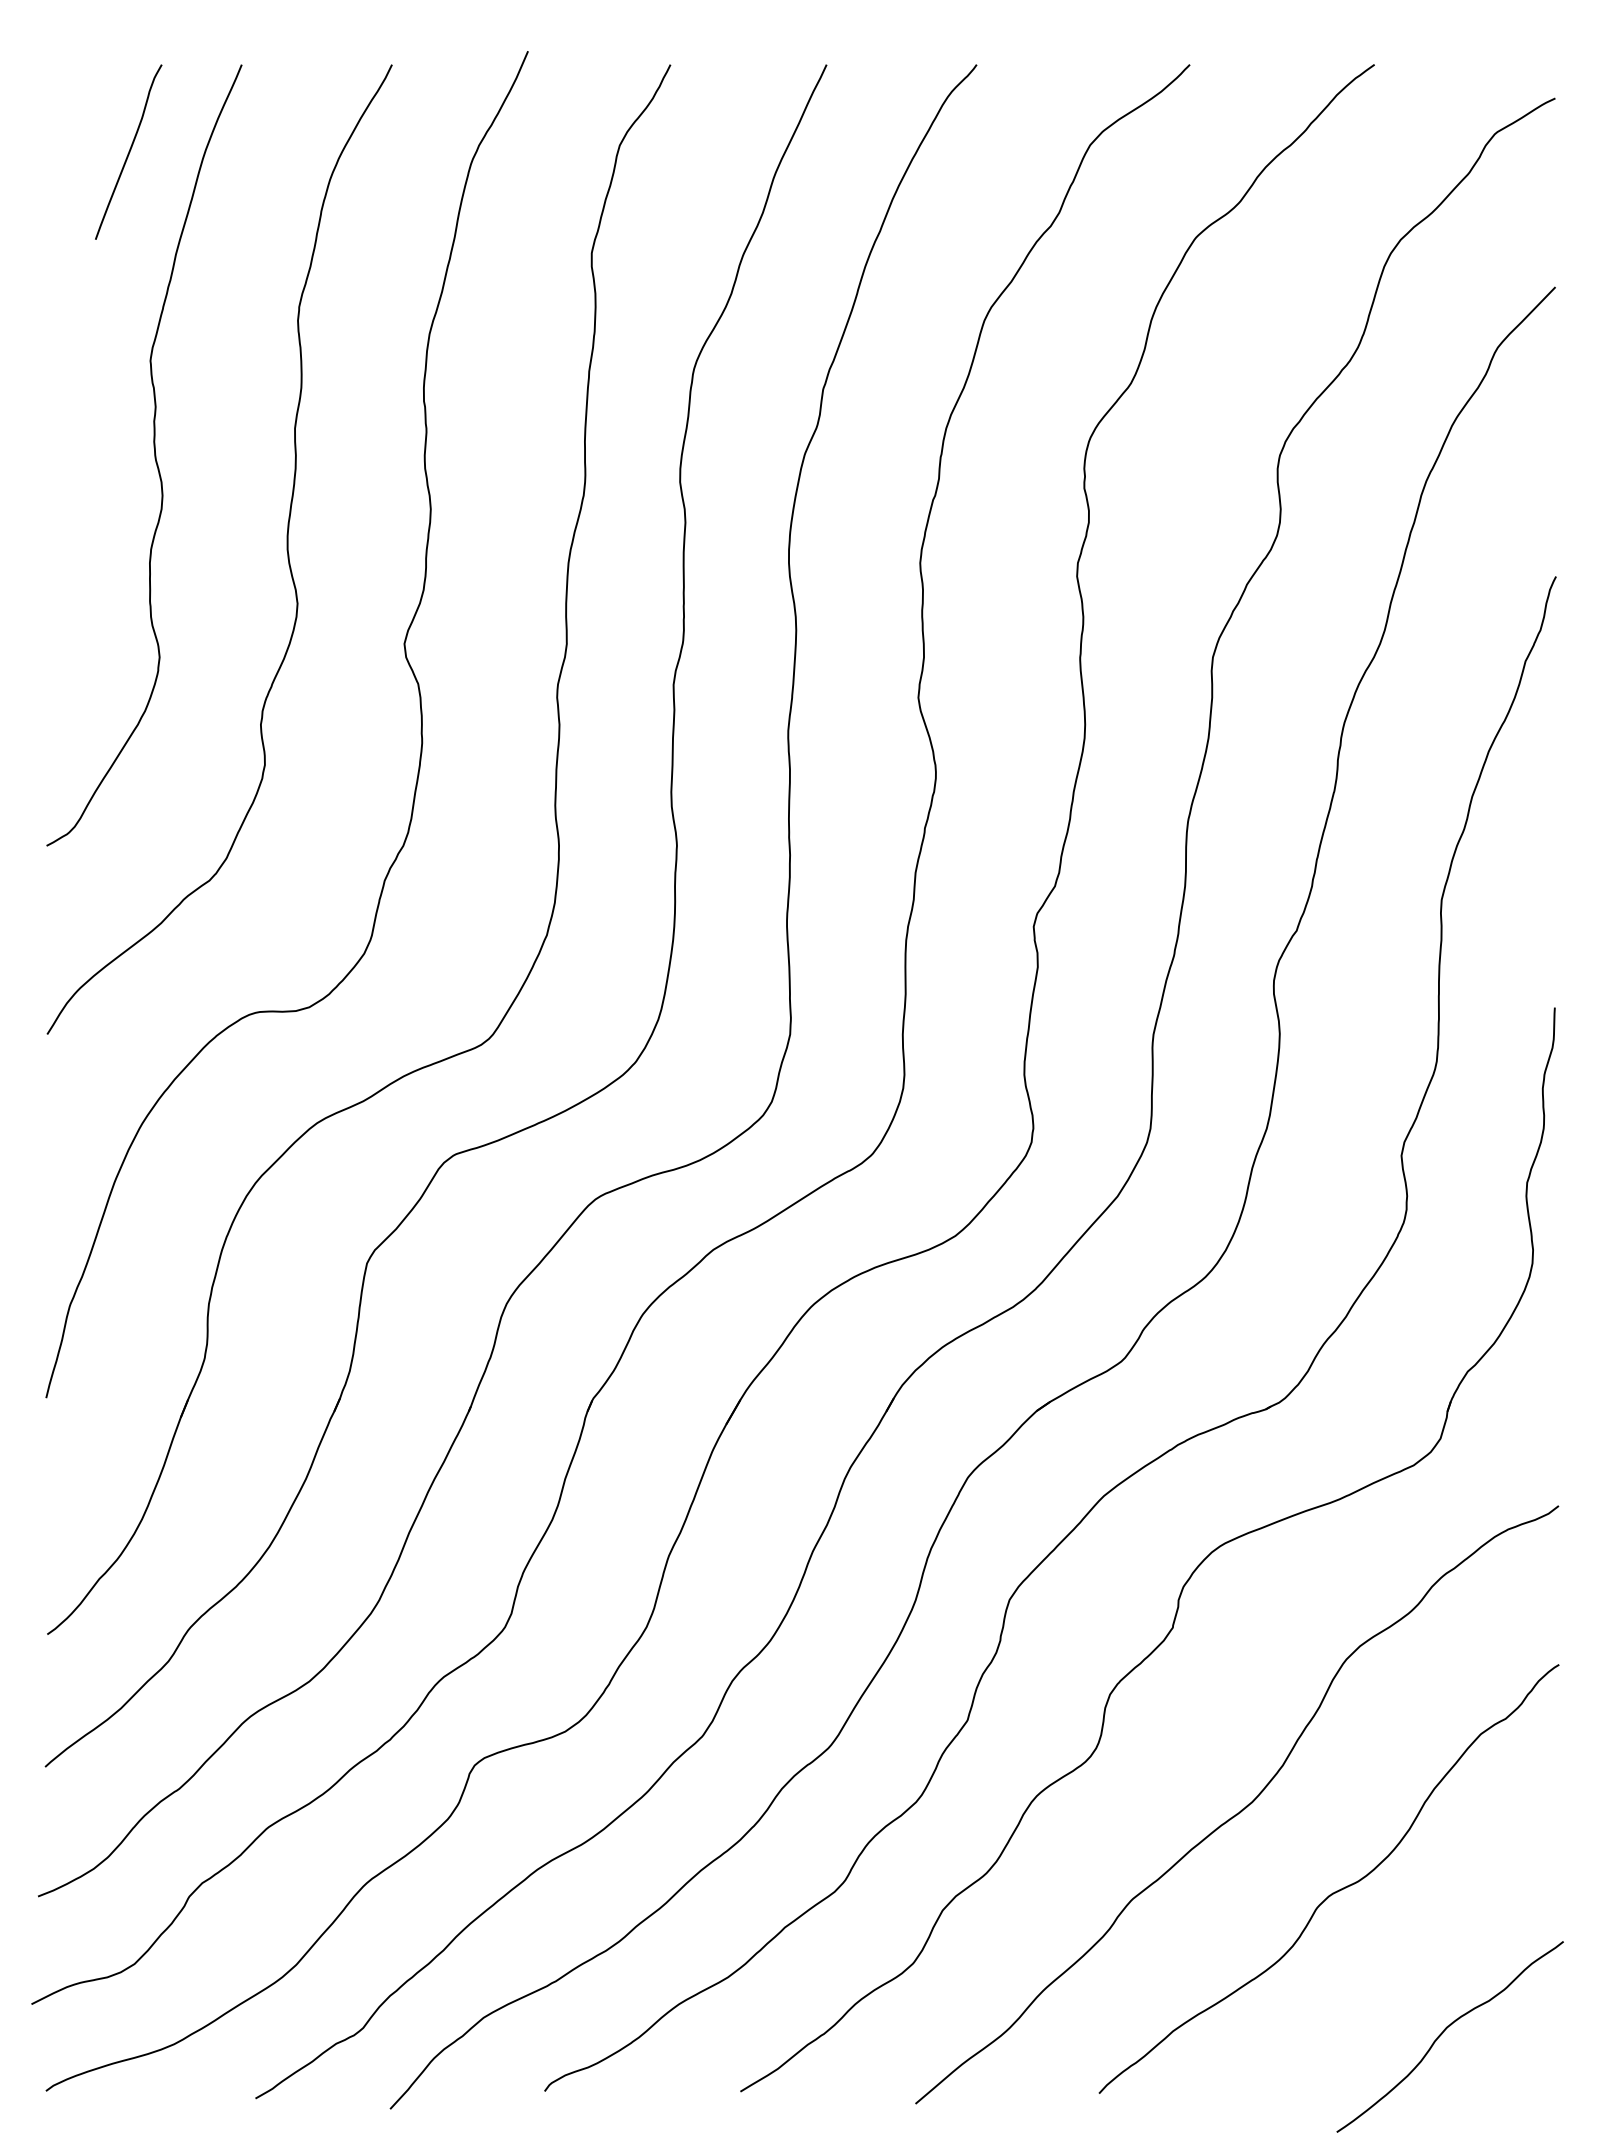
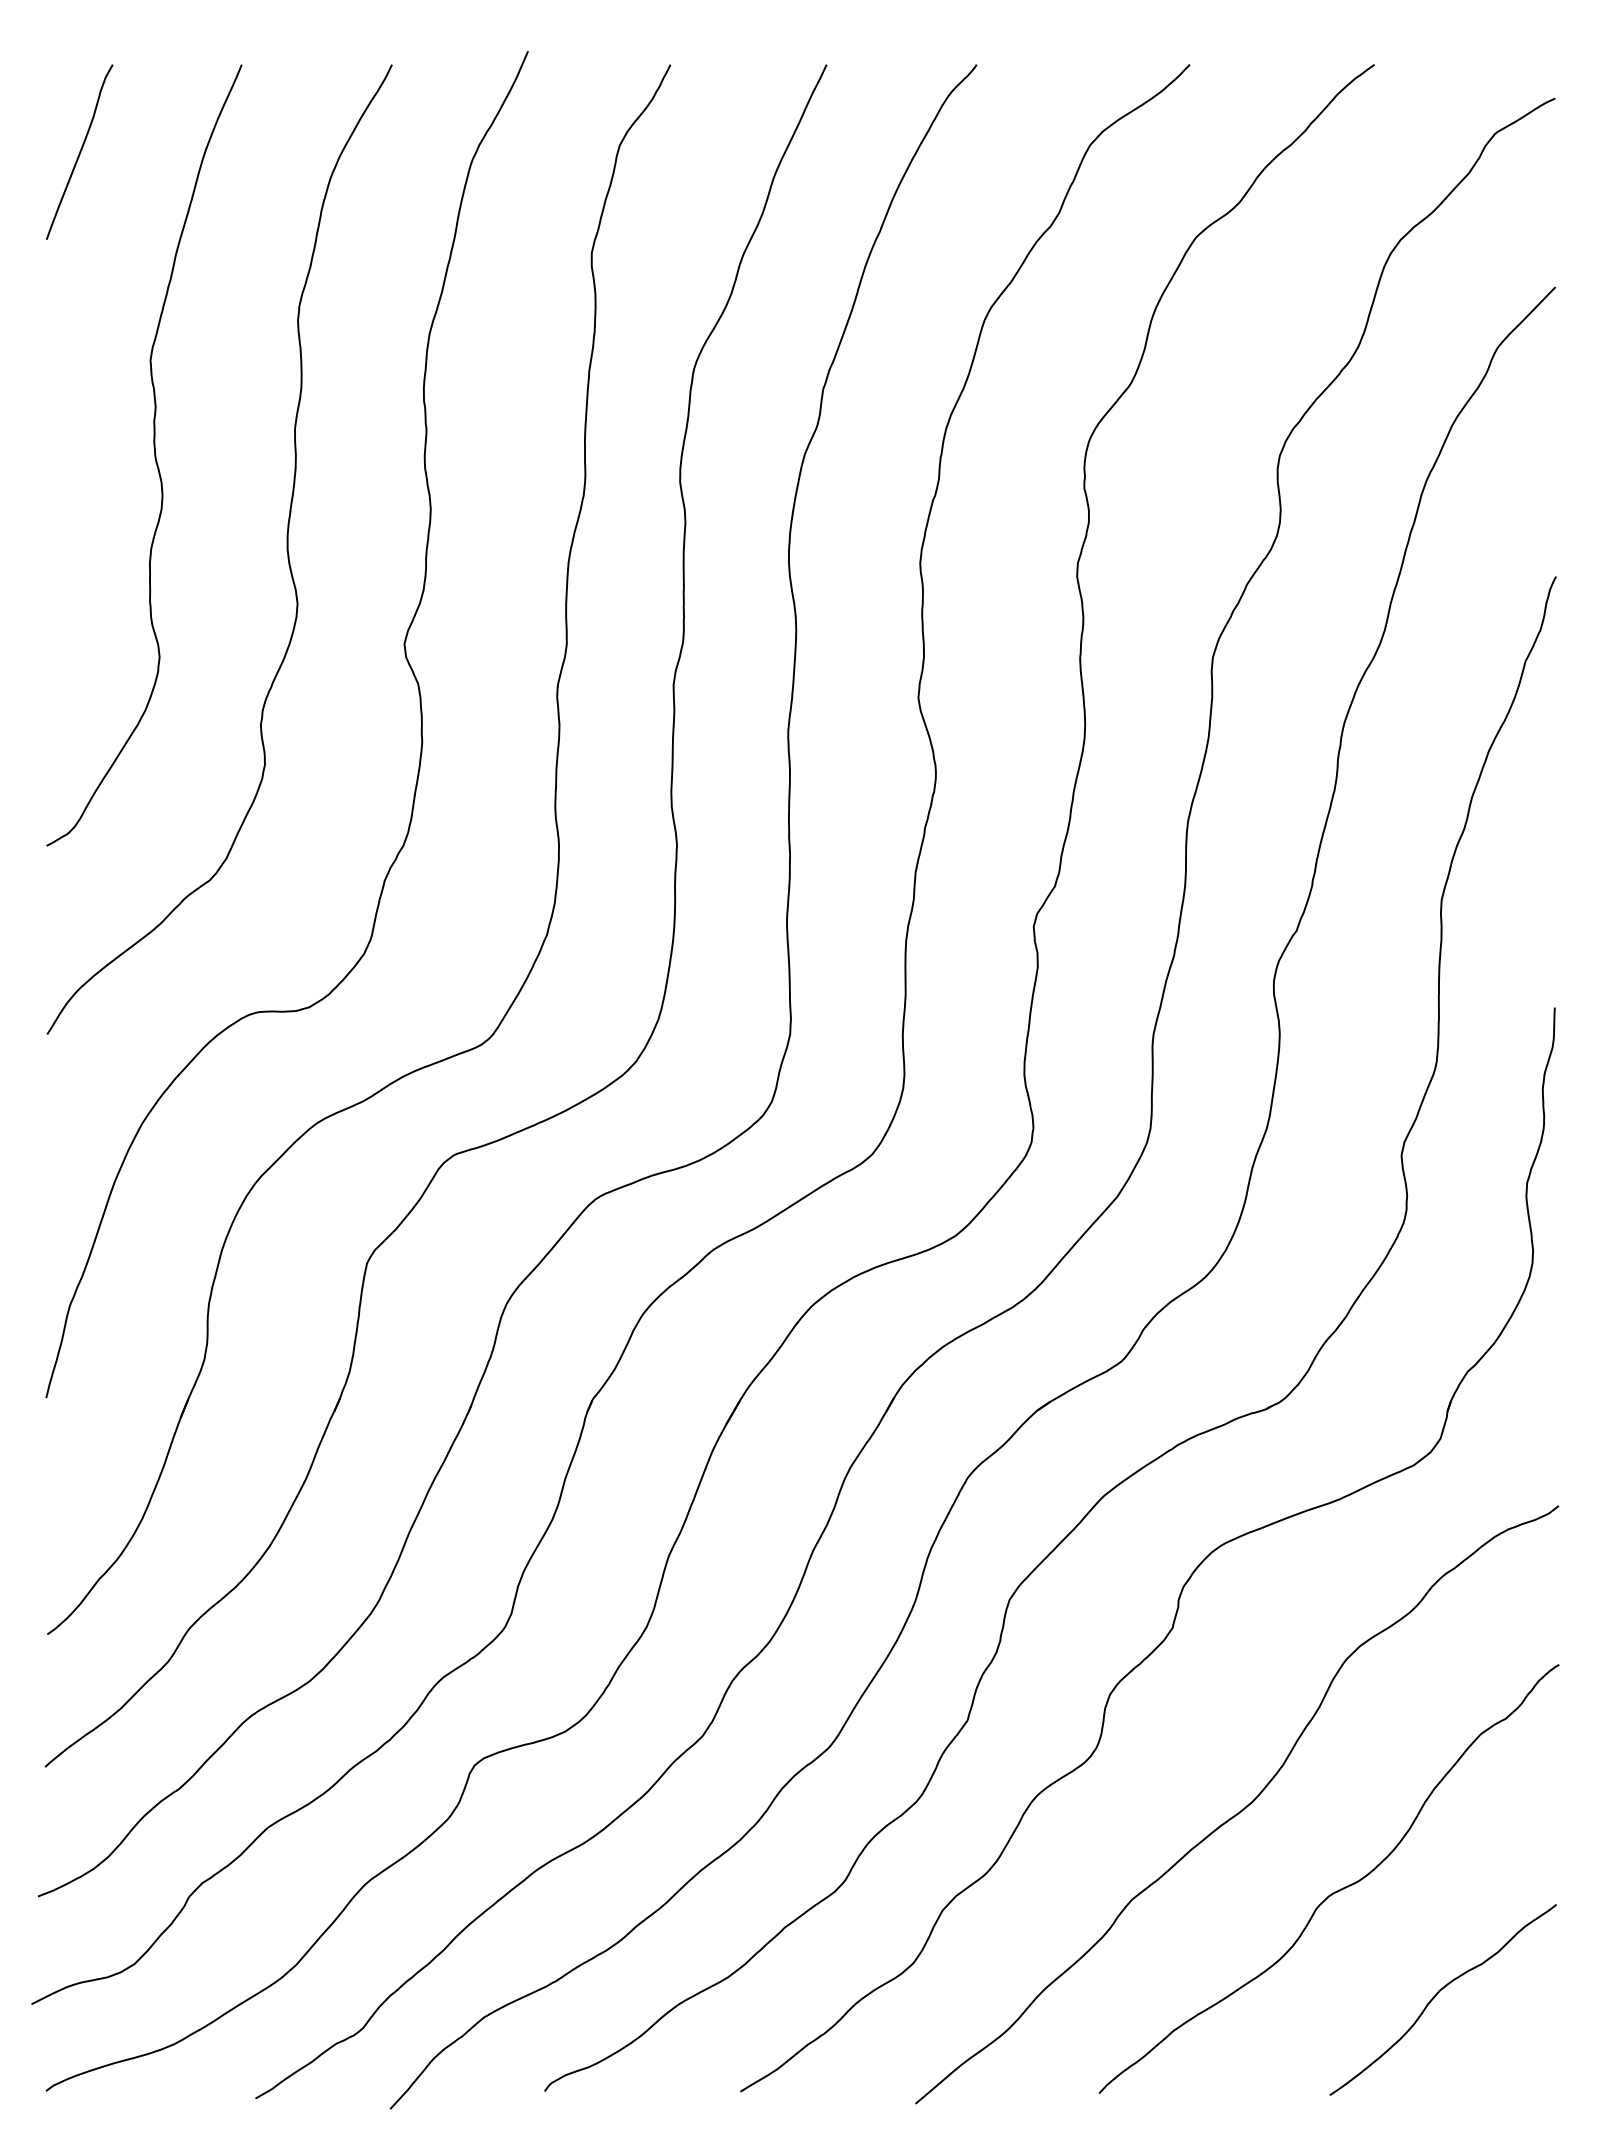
curve position: (128, 151) -> (79, 151) (79, 151)
curve position: (1443, 2033) -> (1436, 1996) (1436, 1996)
